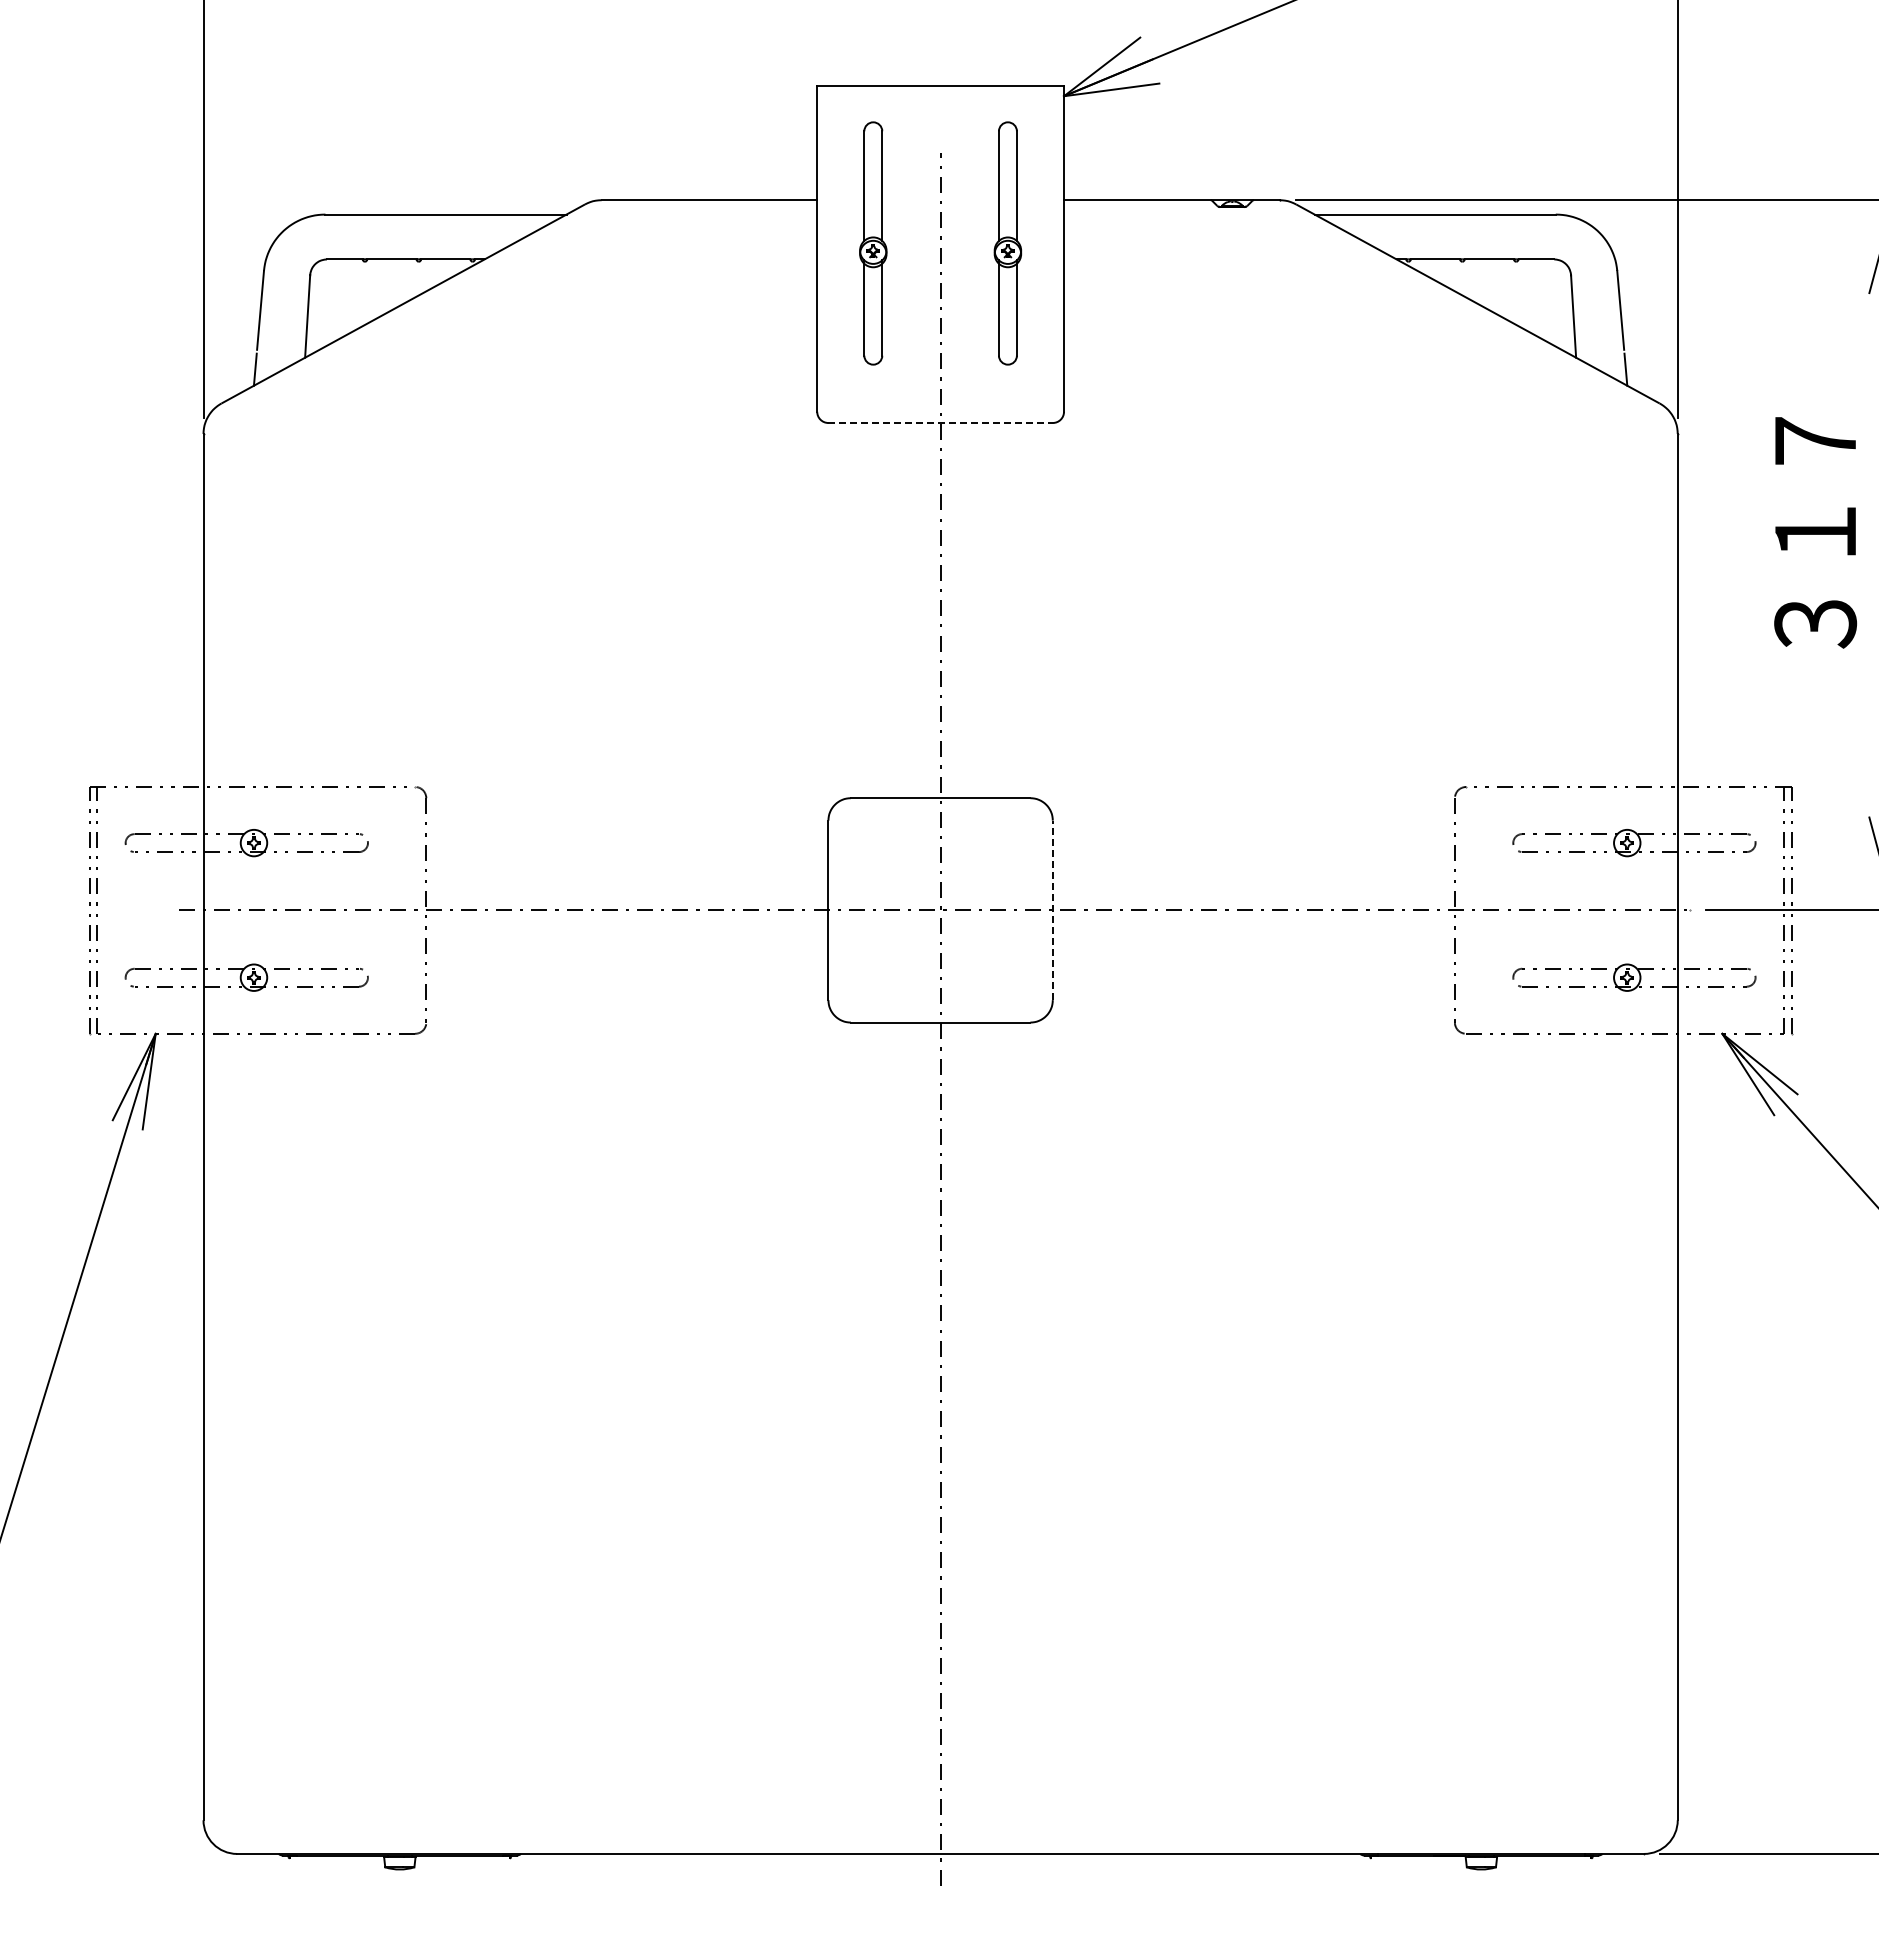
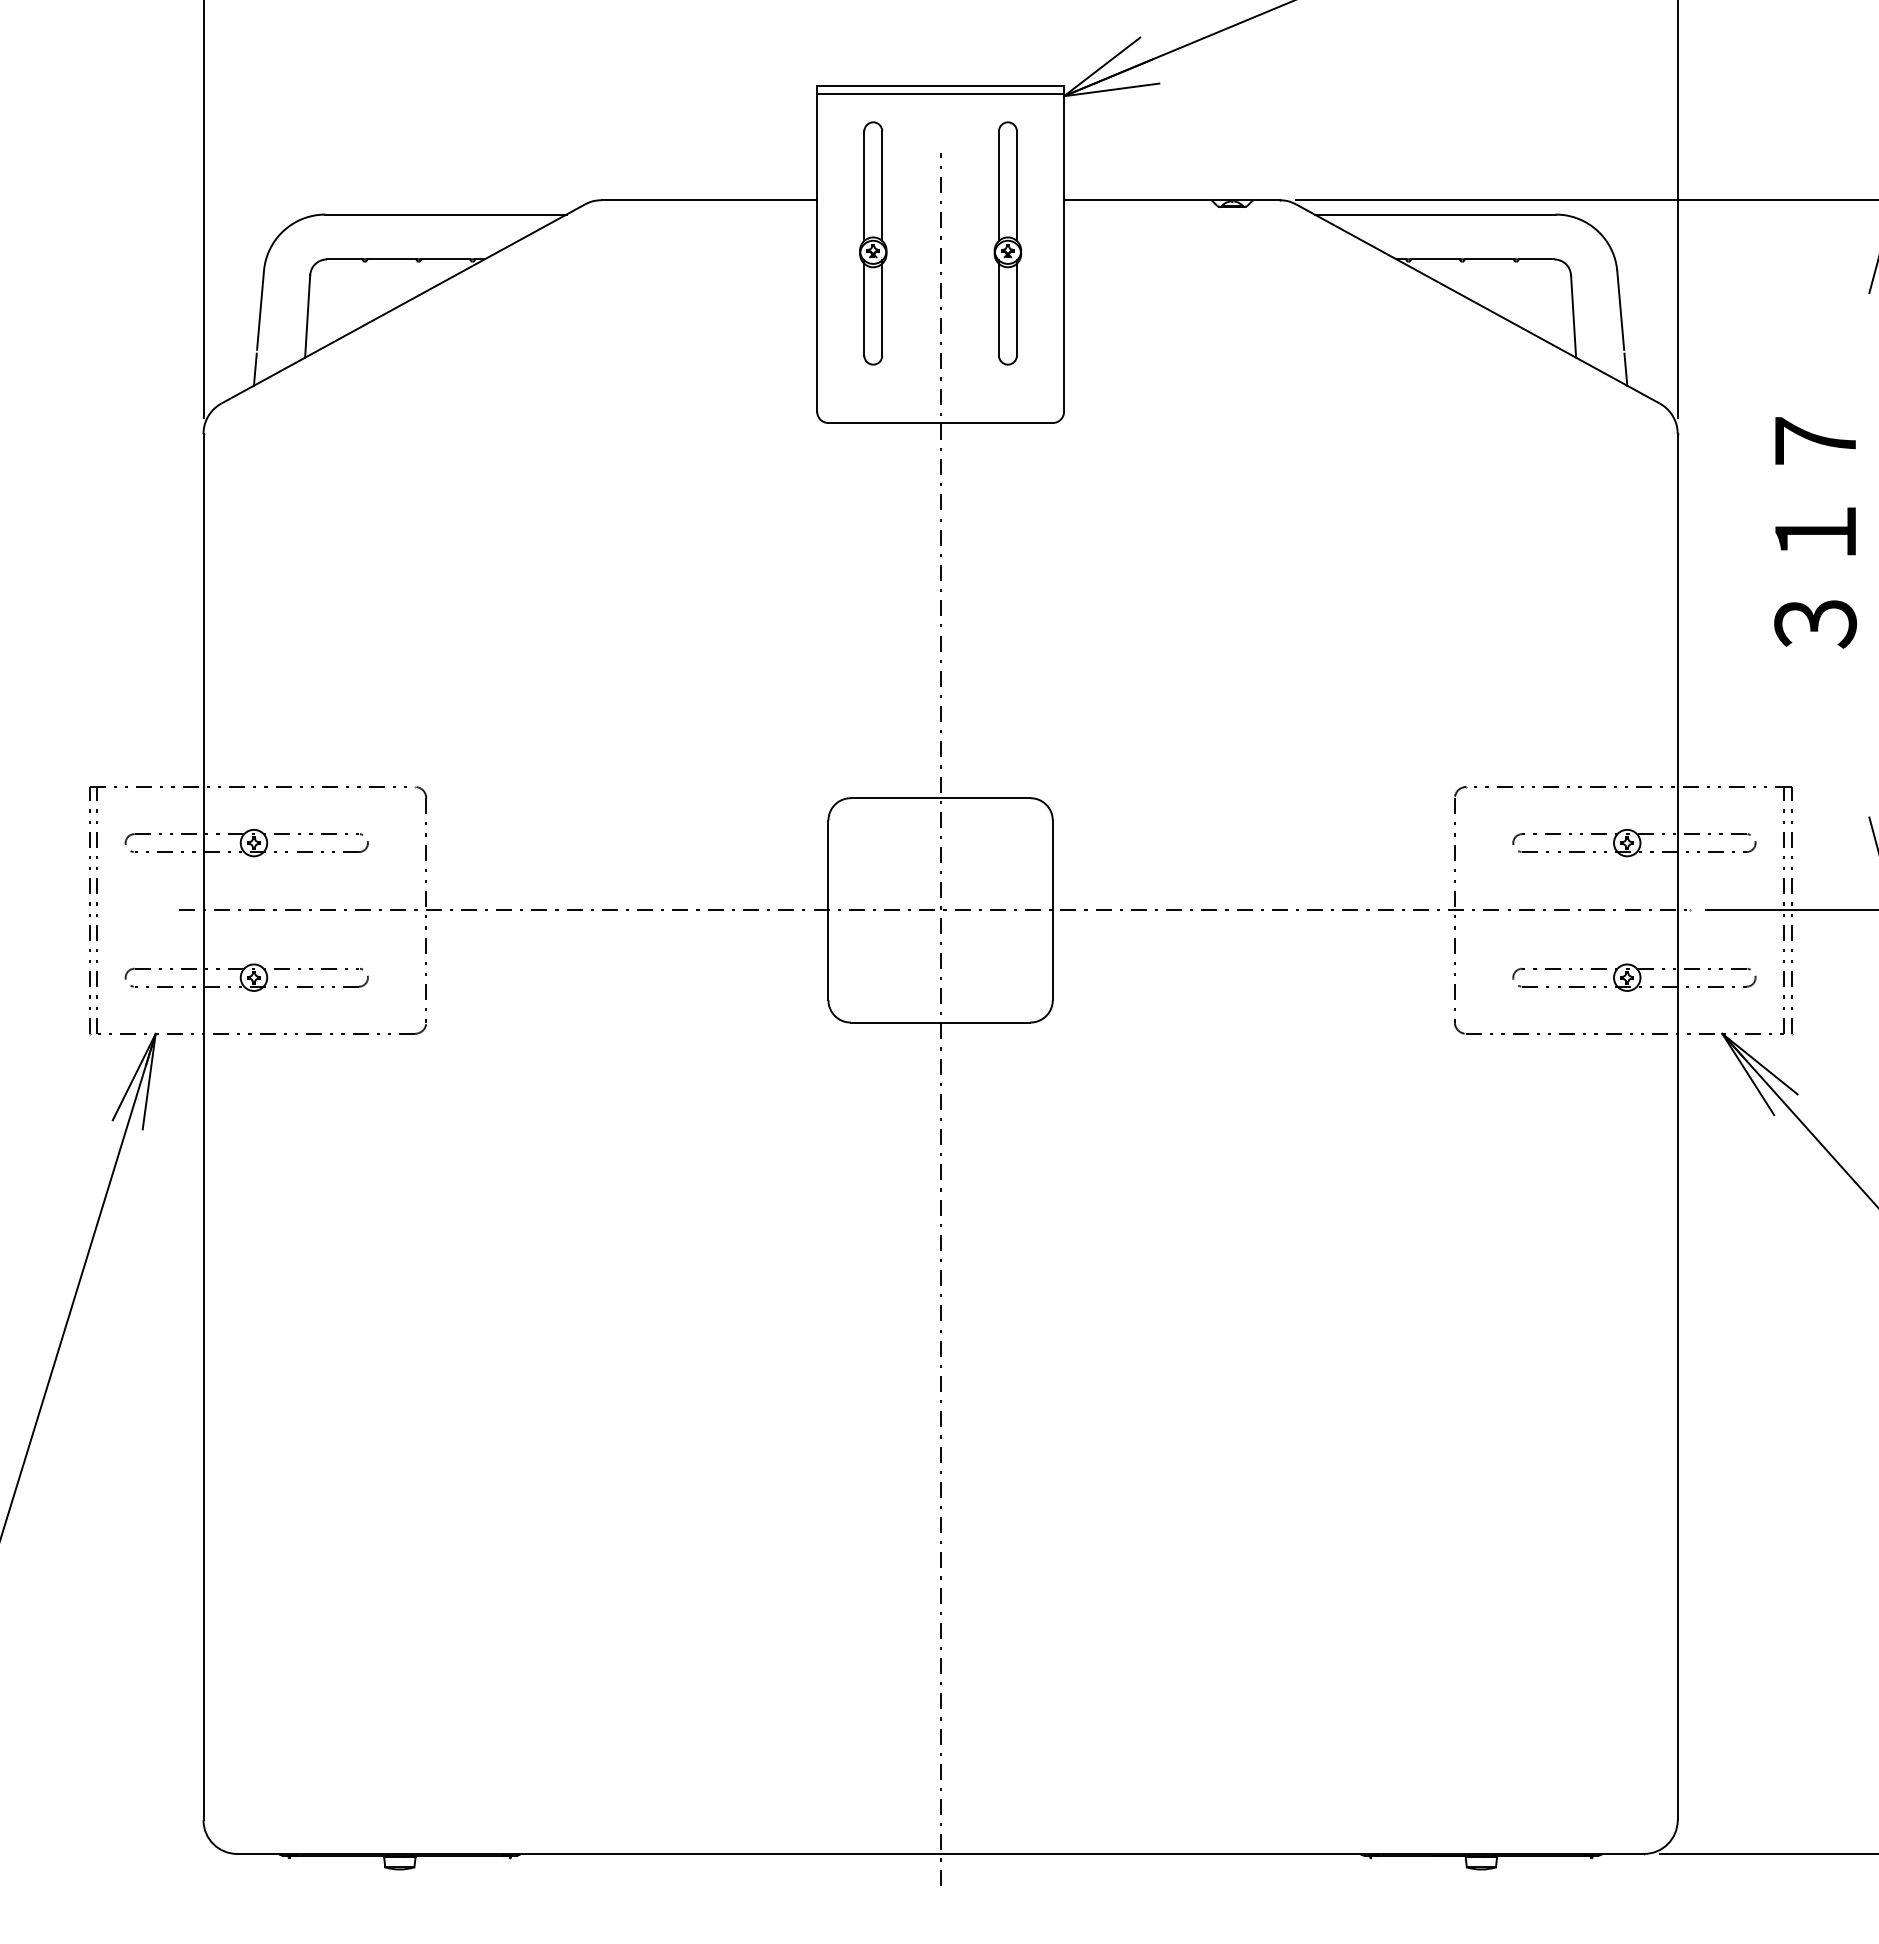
line: none -> present (940, 93)
line: dashed -> solid (941, 423)
line: dashed -> solid (1052, 910)
